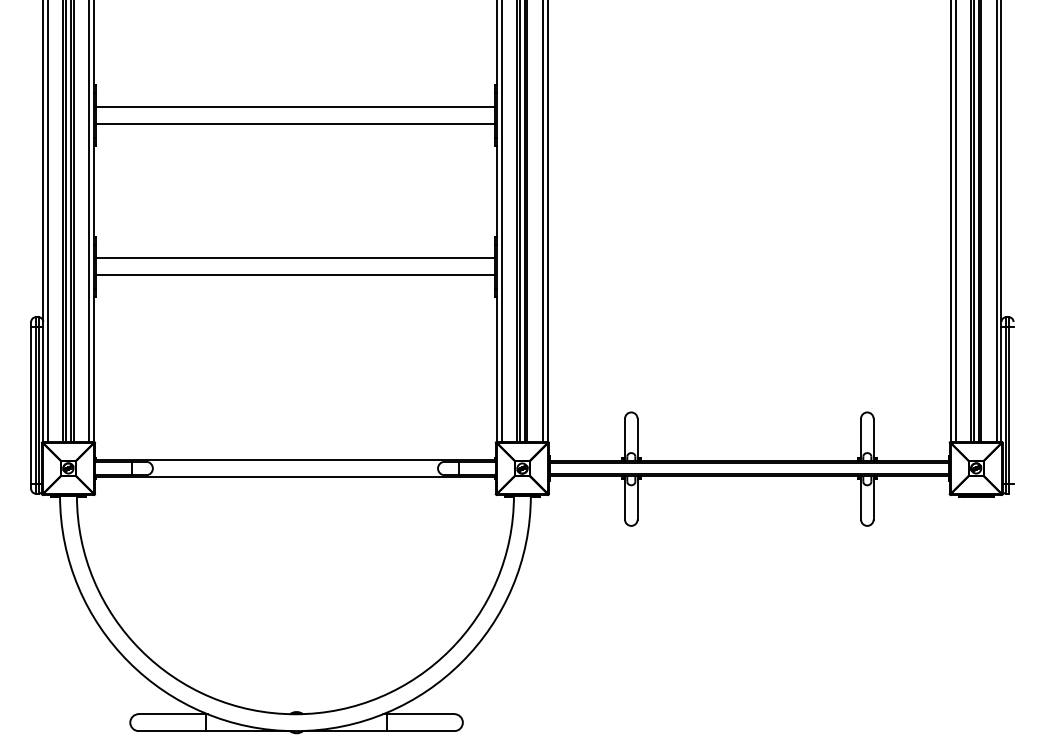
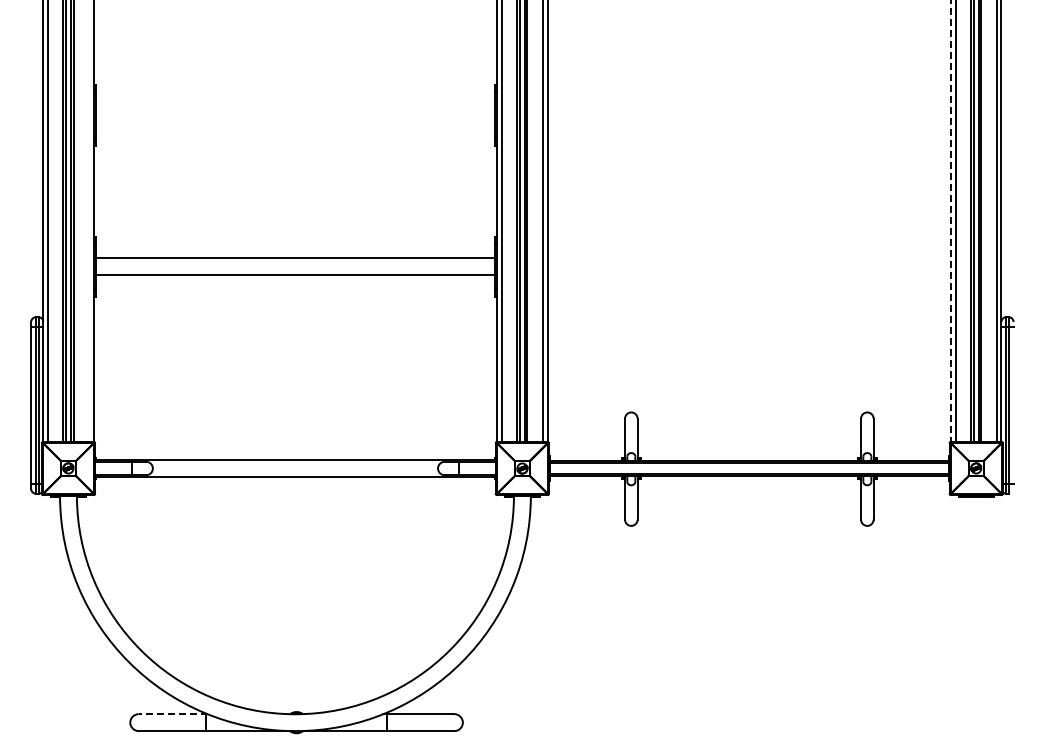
line: present -> none (295, 107)
line: present -> none (295, 123)
line: present -> none (89, 221)
line: solid -> dashed (951, 222)
line: solid -> dashed (172, 714)
